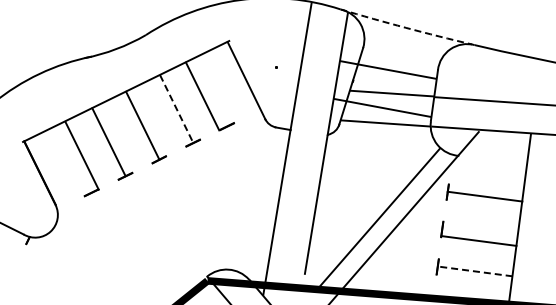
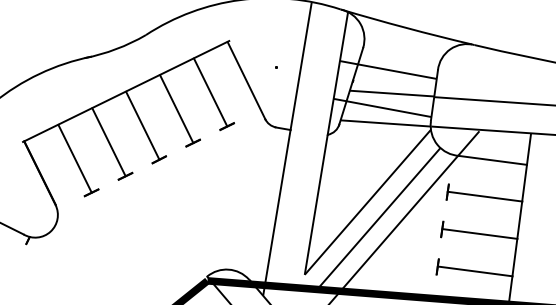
arc: dashed -> solid (405, 27)
line position: (202, 96) -> (210, 92) (210, 92)
line: dashed -> solid (176, 109)
line position: (81, 155) -> (74, 158) (74, 158)
line: none -> present (492, 159)
line: none -> present (367, 201)
line position: (478, 240) -> (479, 233) (479, 233)
line: dashed -> solid (475, 271)
